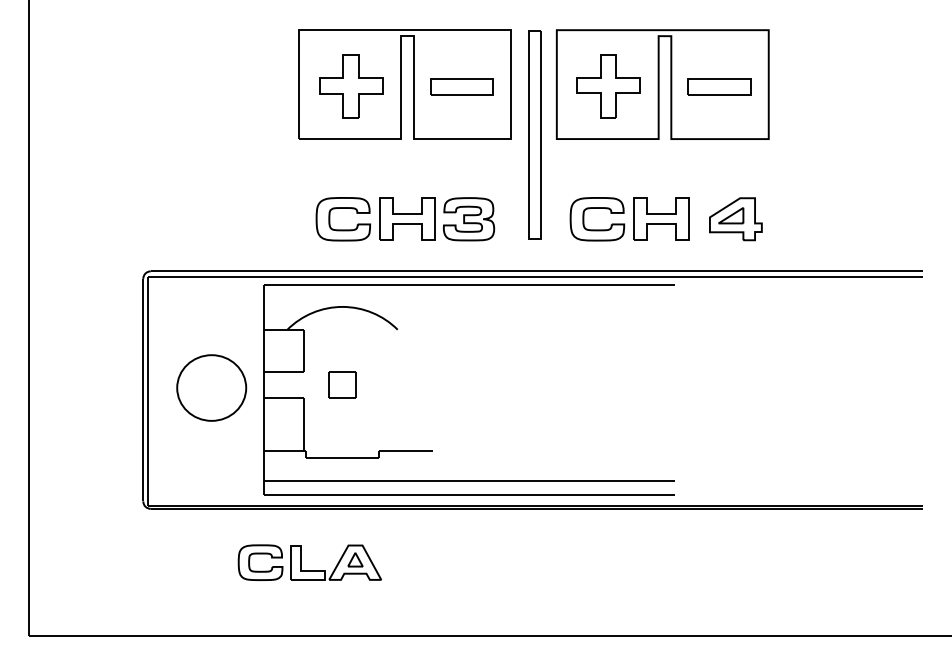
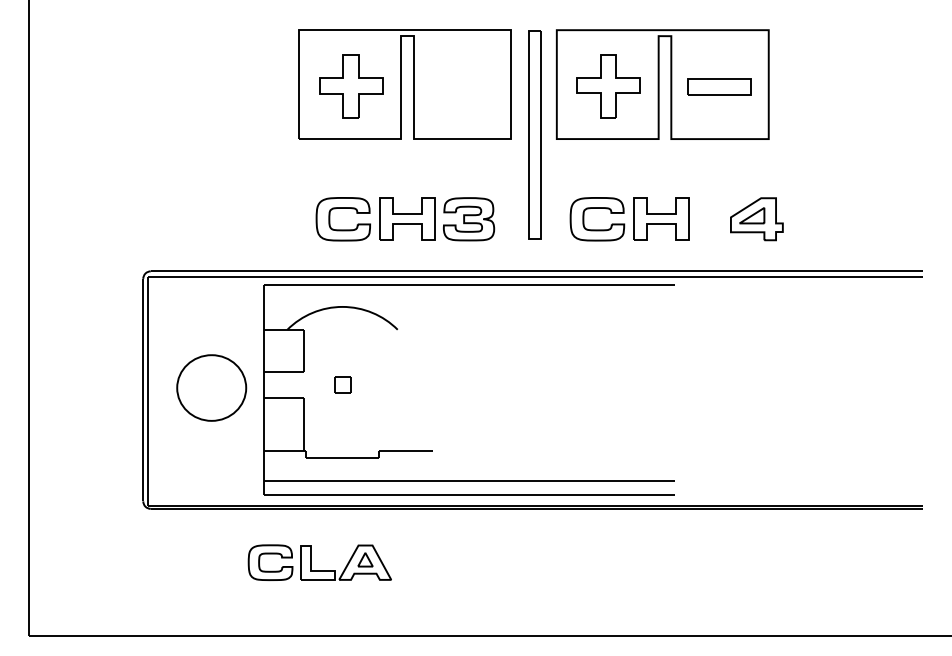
part: present -> none (461, 86)
part position: (735, 219) -> (756, 219) (756, 219)
part size: 29x28 px -> 18x18 px (342, 384)
part position: (301, 562) -> (311, 562) (311, 562)
